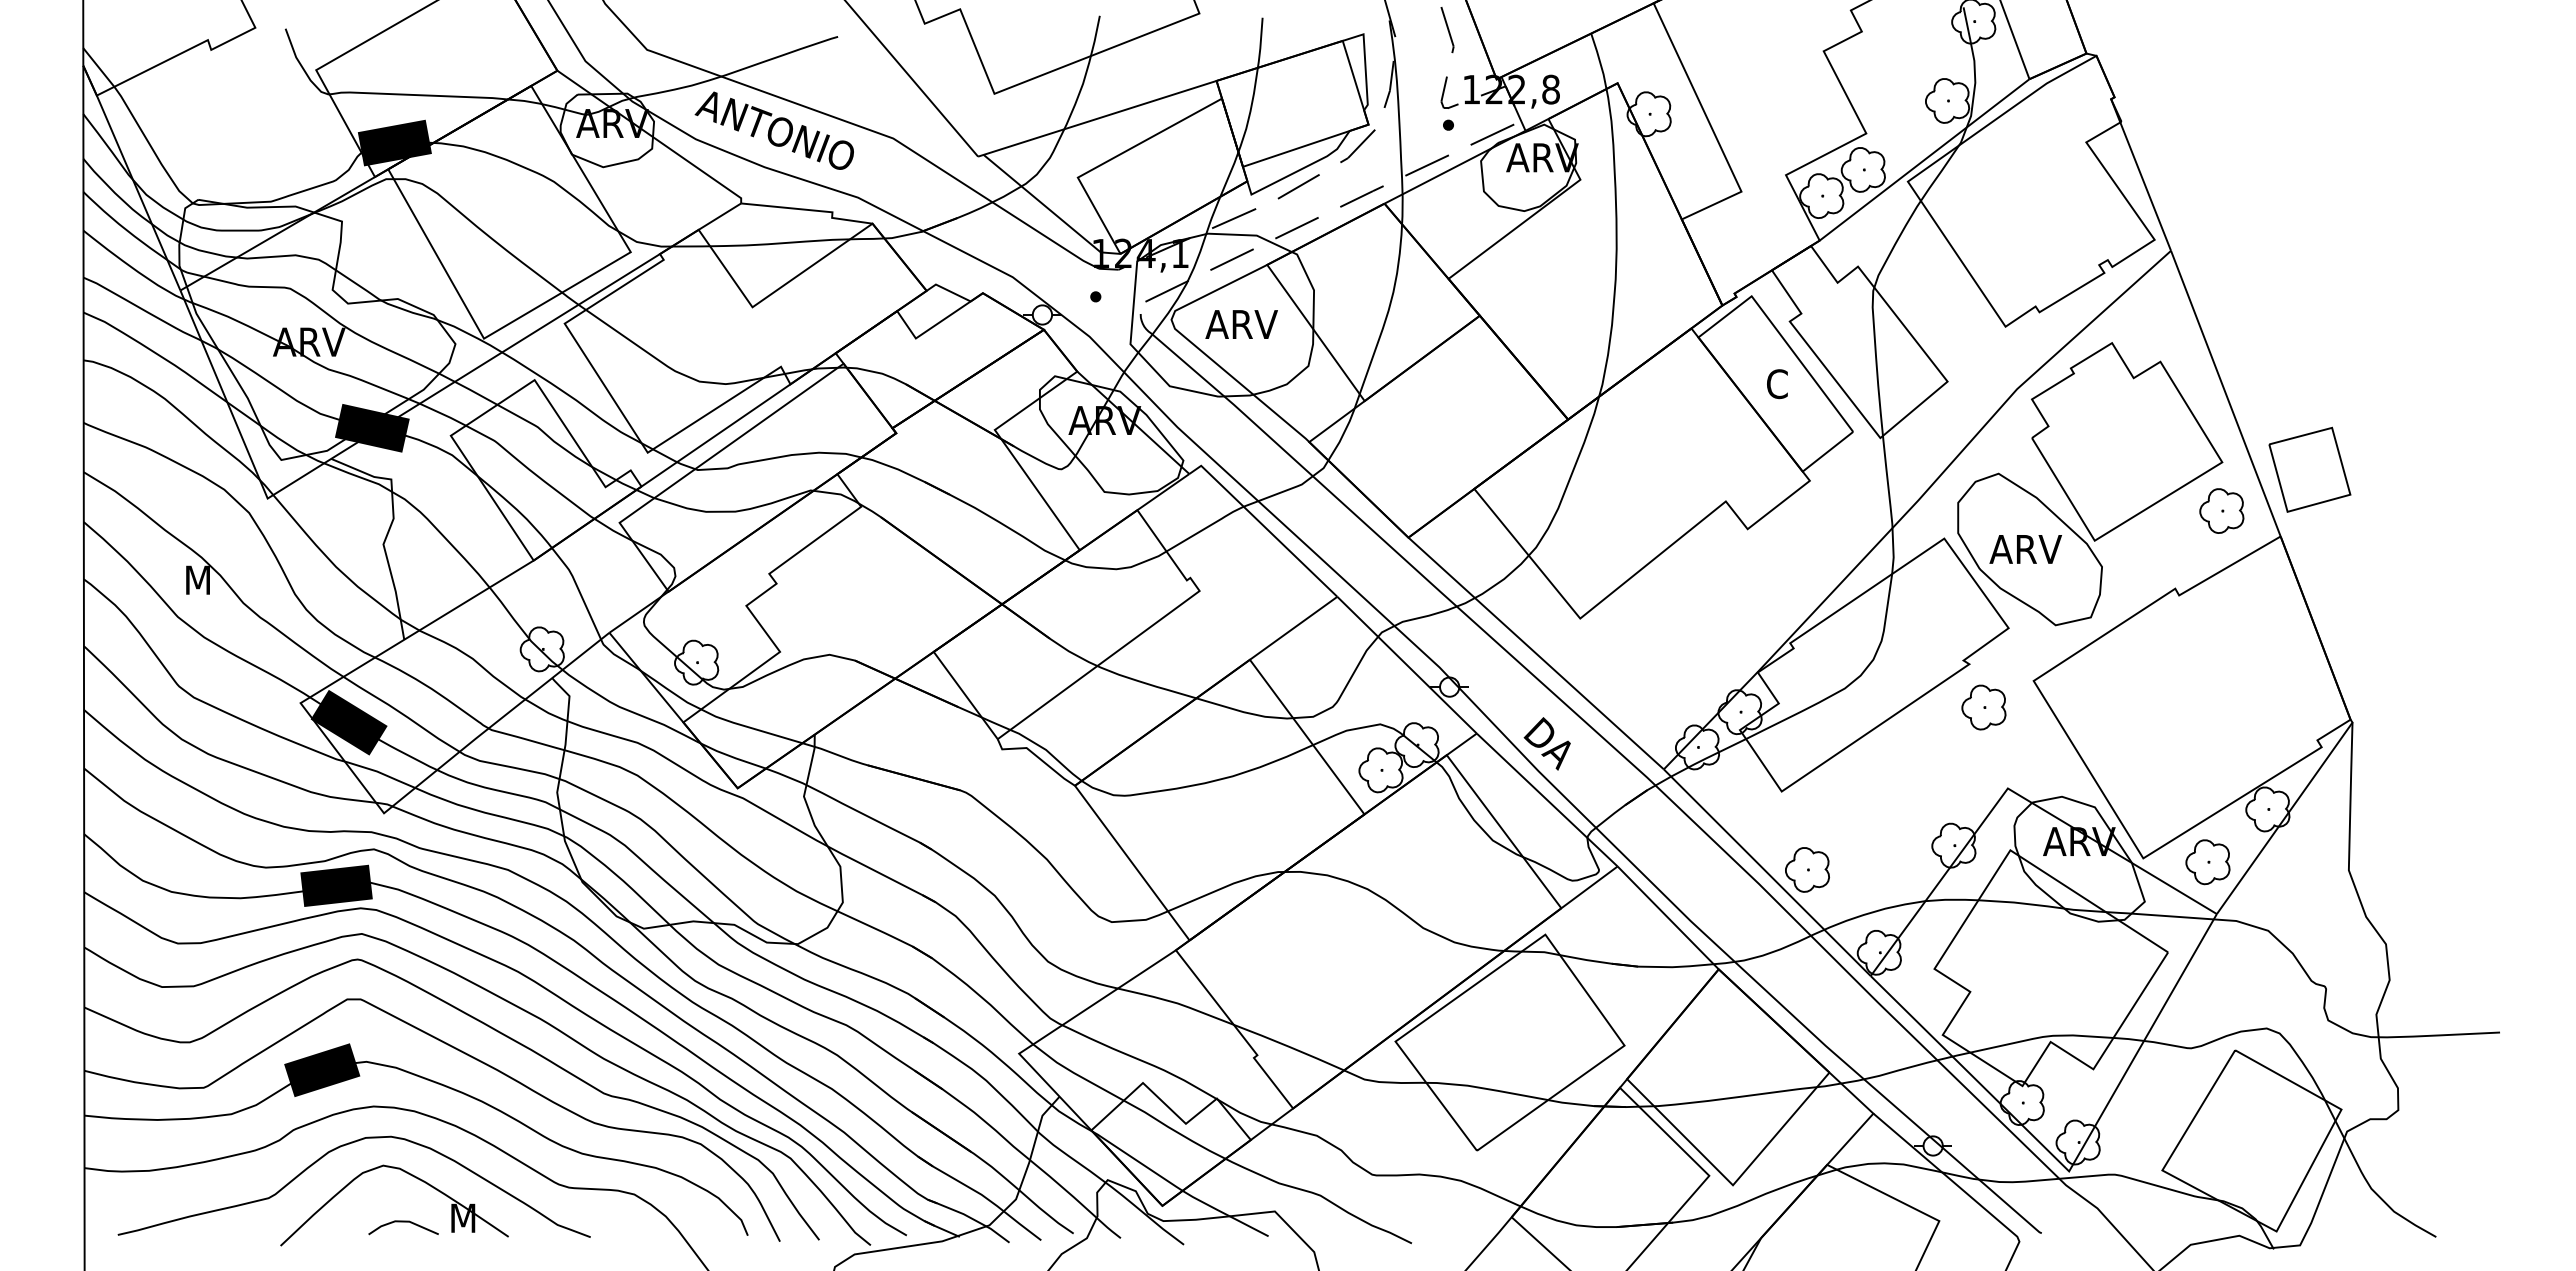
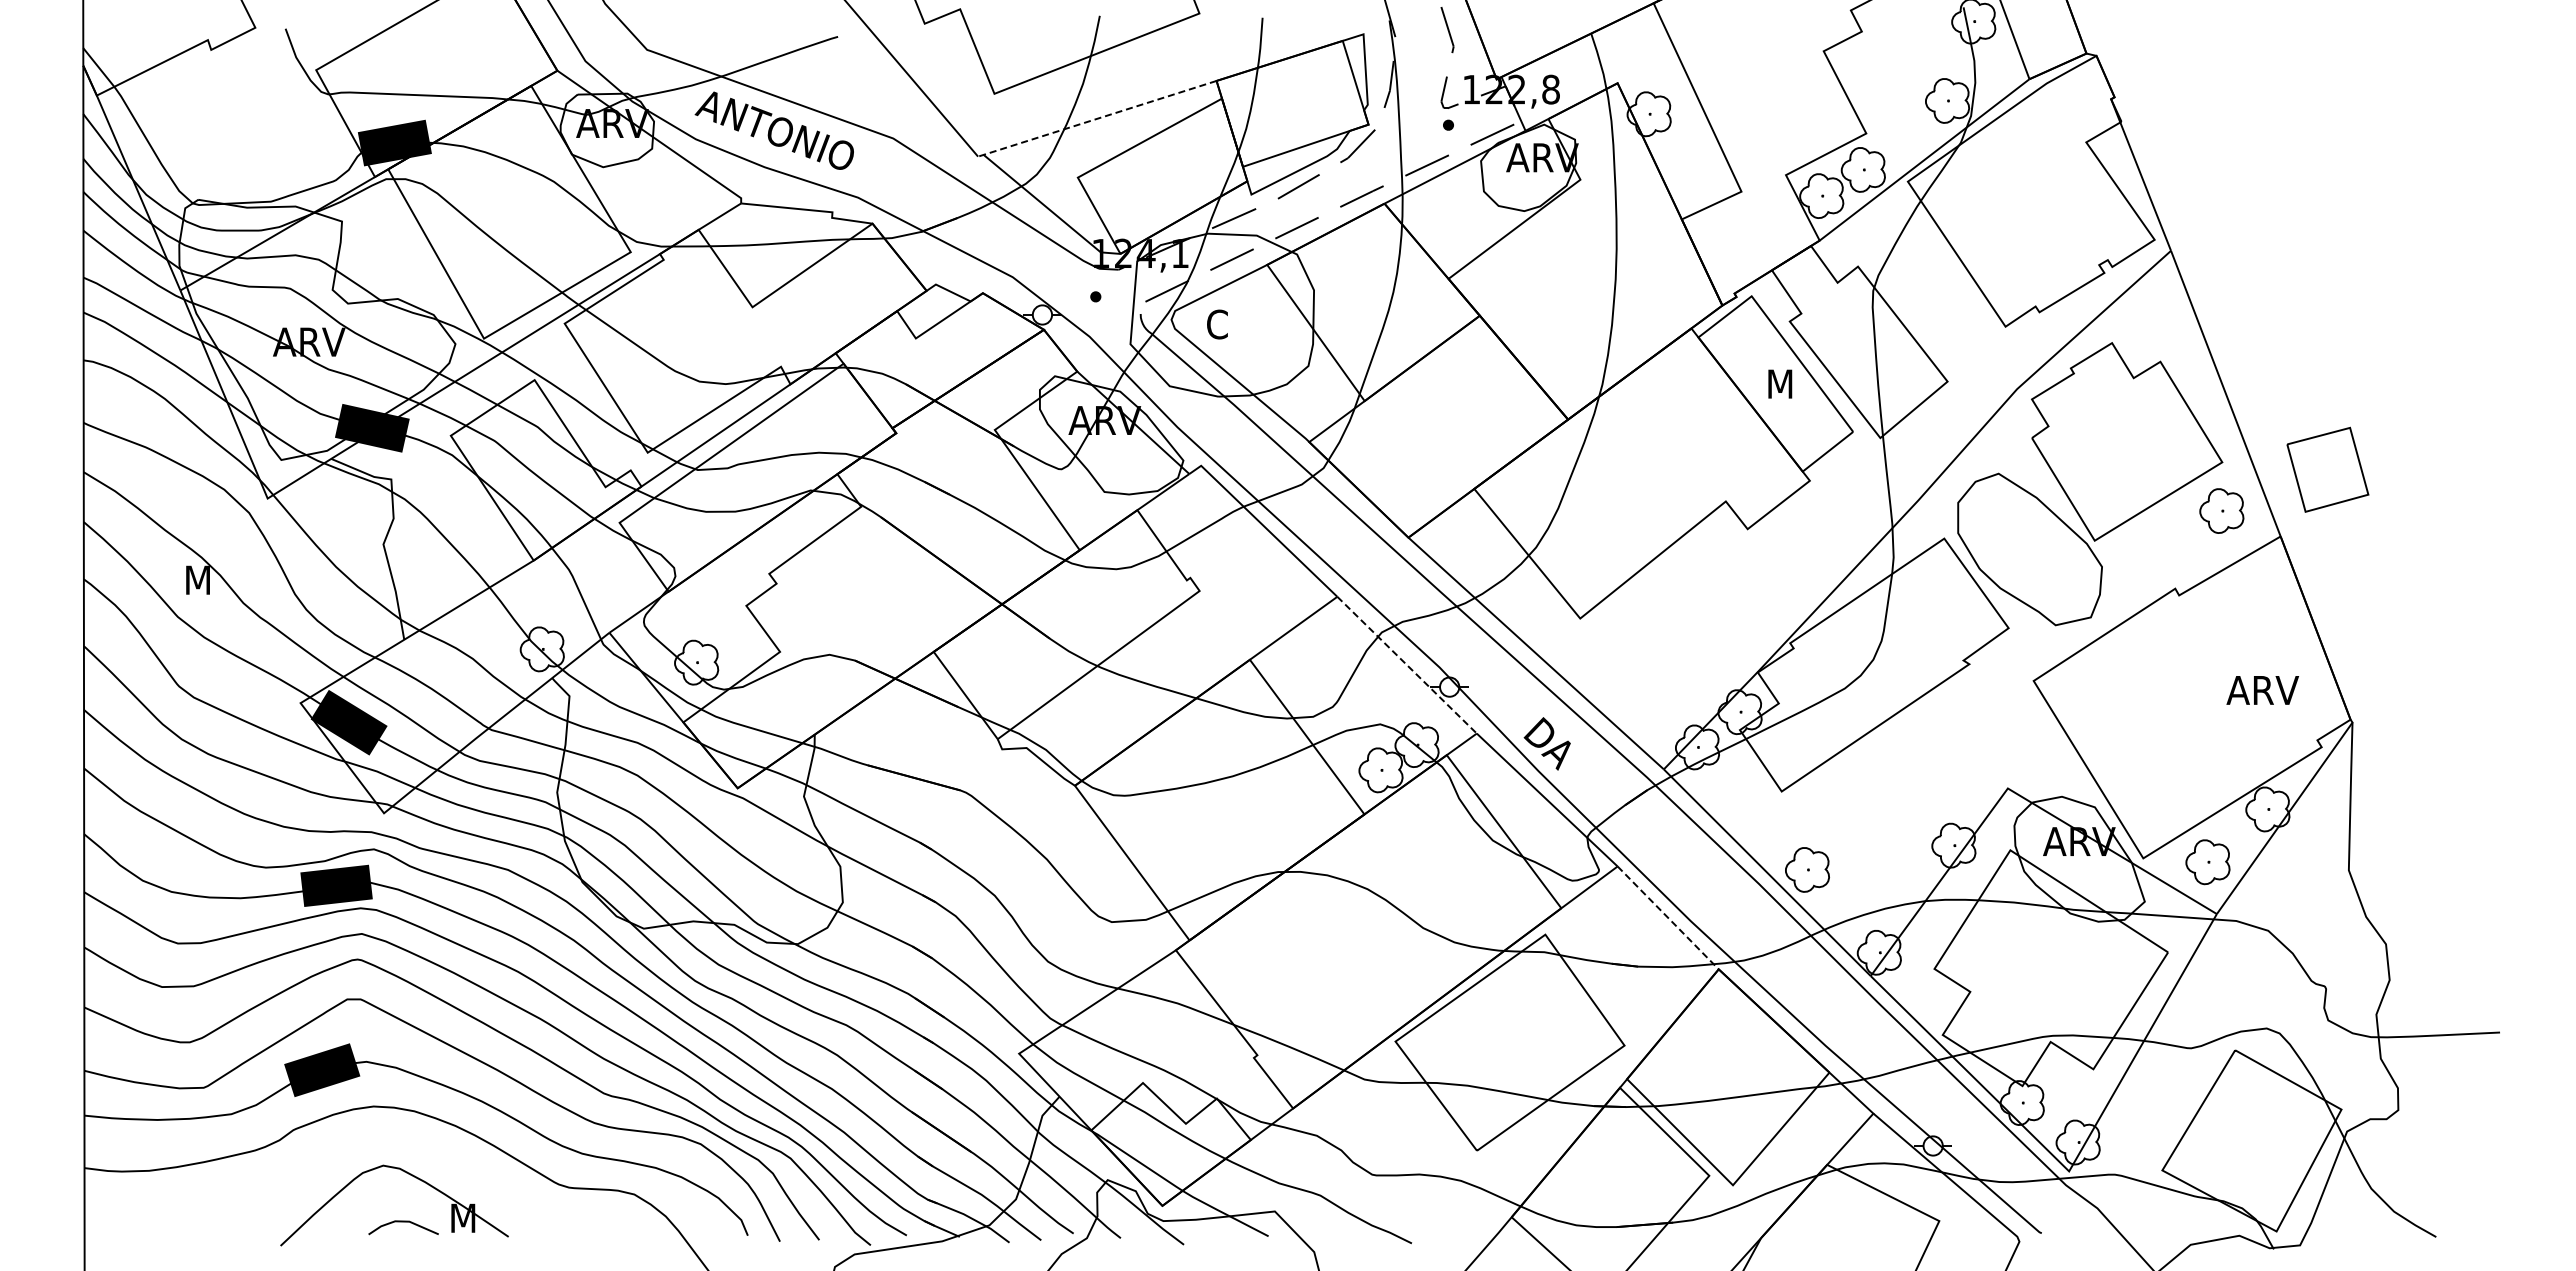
line: solid -> dashed (1096, 118)
text: ARV -> C (1241, 324)
text: C -> M (1779, 384)
part position: (2309, 469) -> (2327, 469) (2327, 469)
text position: (2025, 549) -> (2262, 690) (2262, 690)
line: solid -> dashed (1407, 665)
part: present -> none (1983, 707)
line: solid -> dashed (1668, 918)
curve: present -> none (334, 1150)
